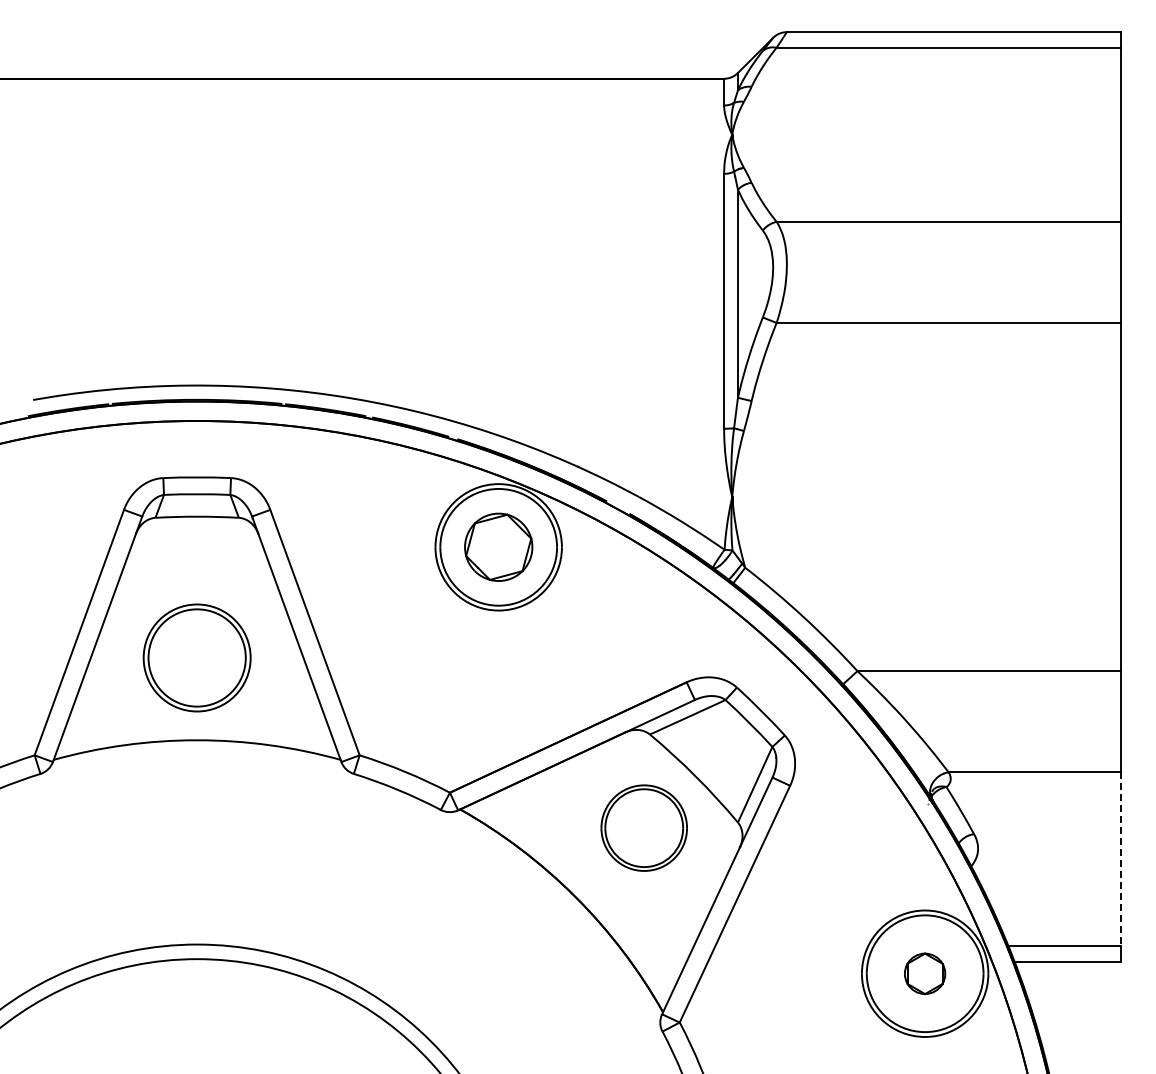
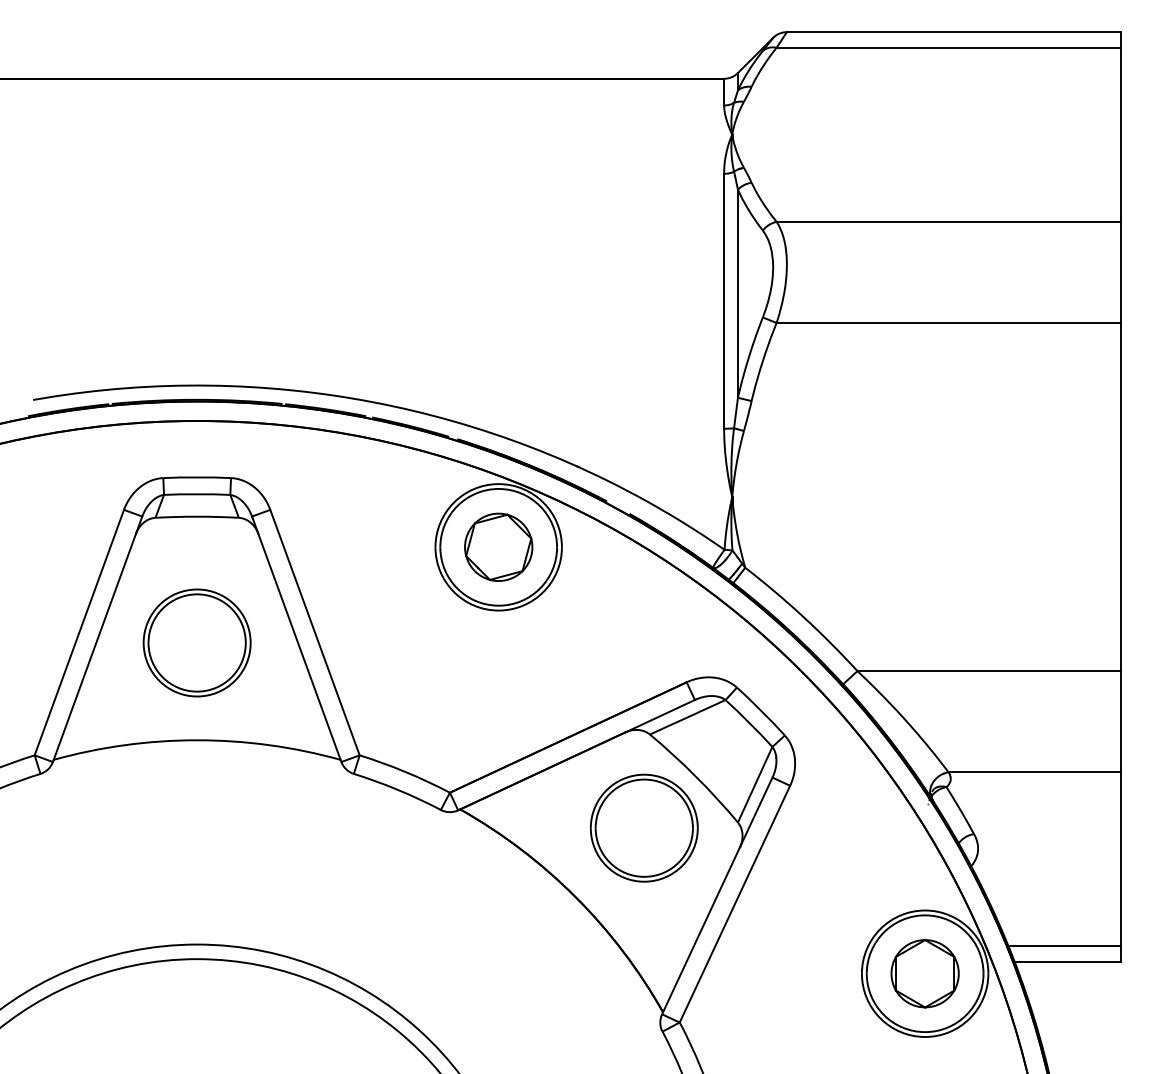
part position: (196, 657) -> (196, 642) (196, 642)
part size: 88x88 px -> 110x110 px (643, 827)
line: dashed -> solid (1121, 859)
part size: 43x44 px -> 70x70 px (924, 973)
